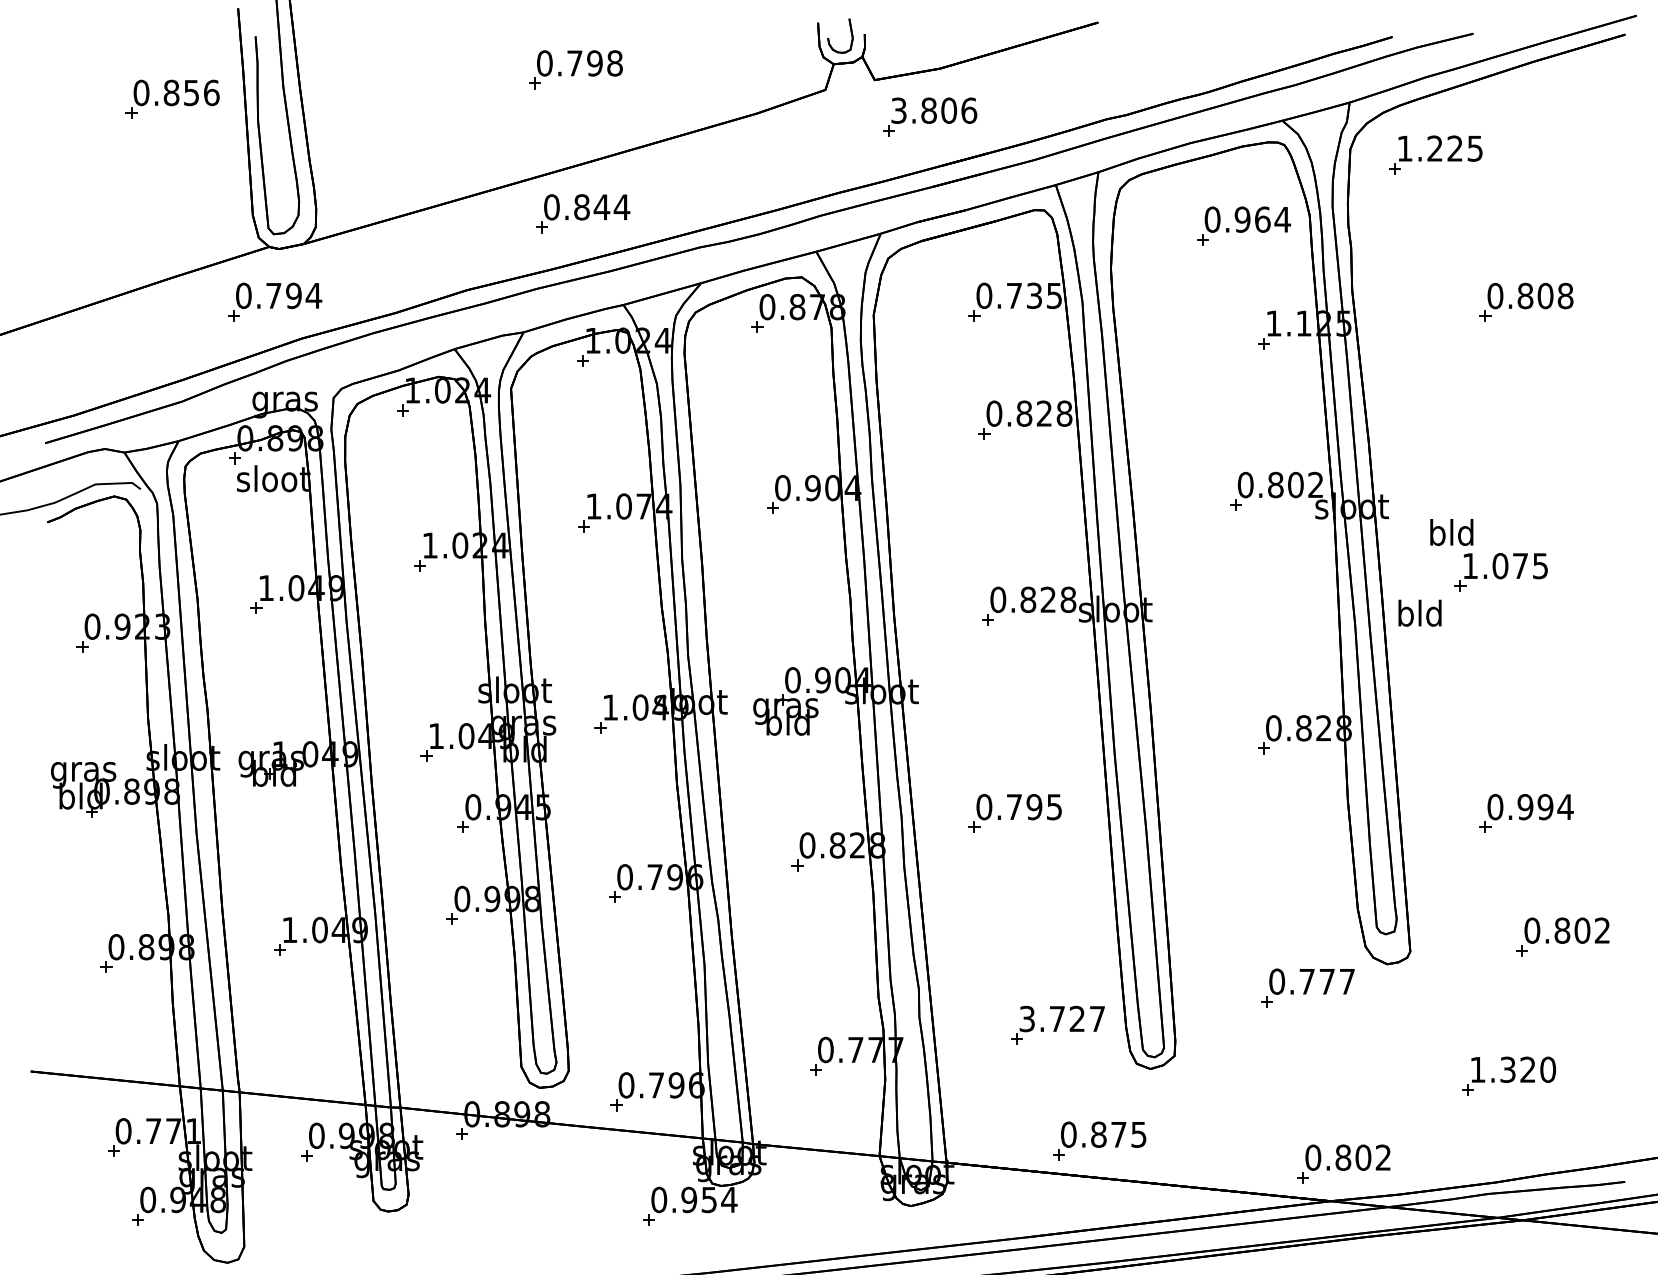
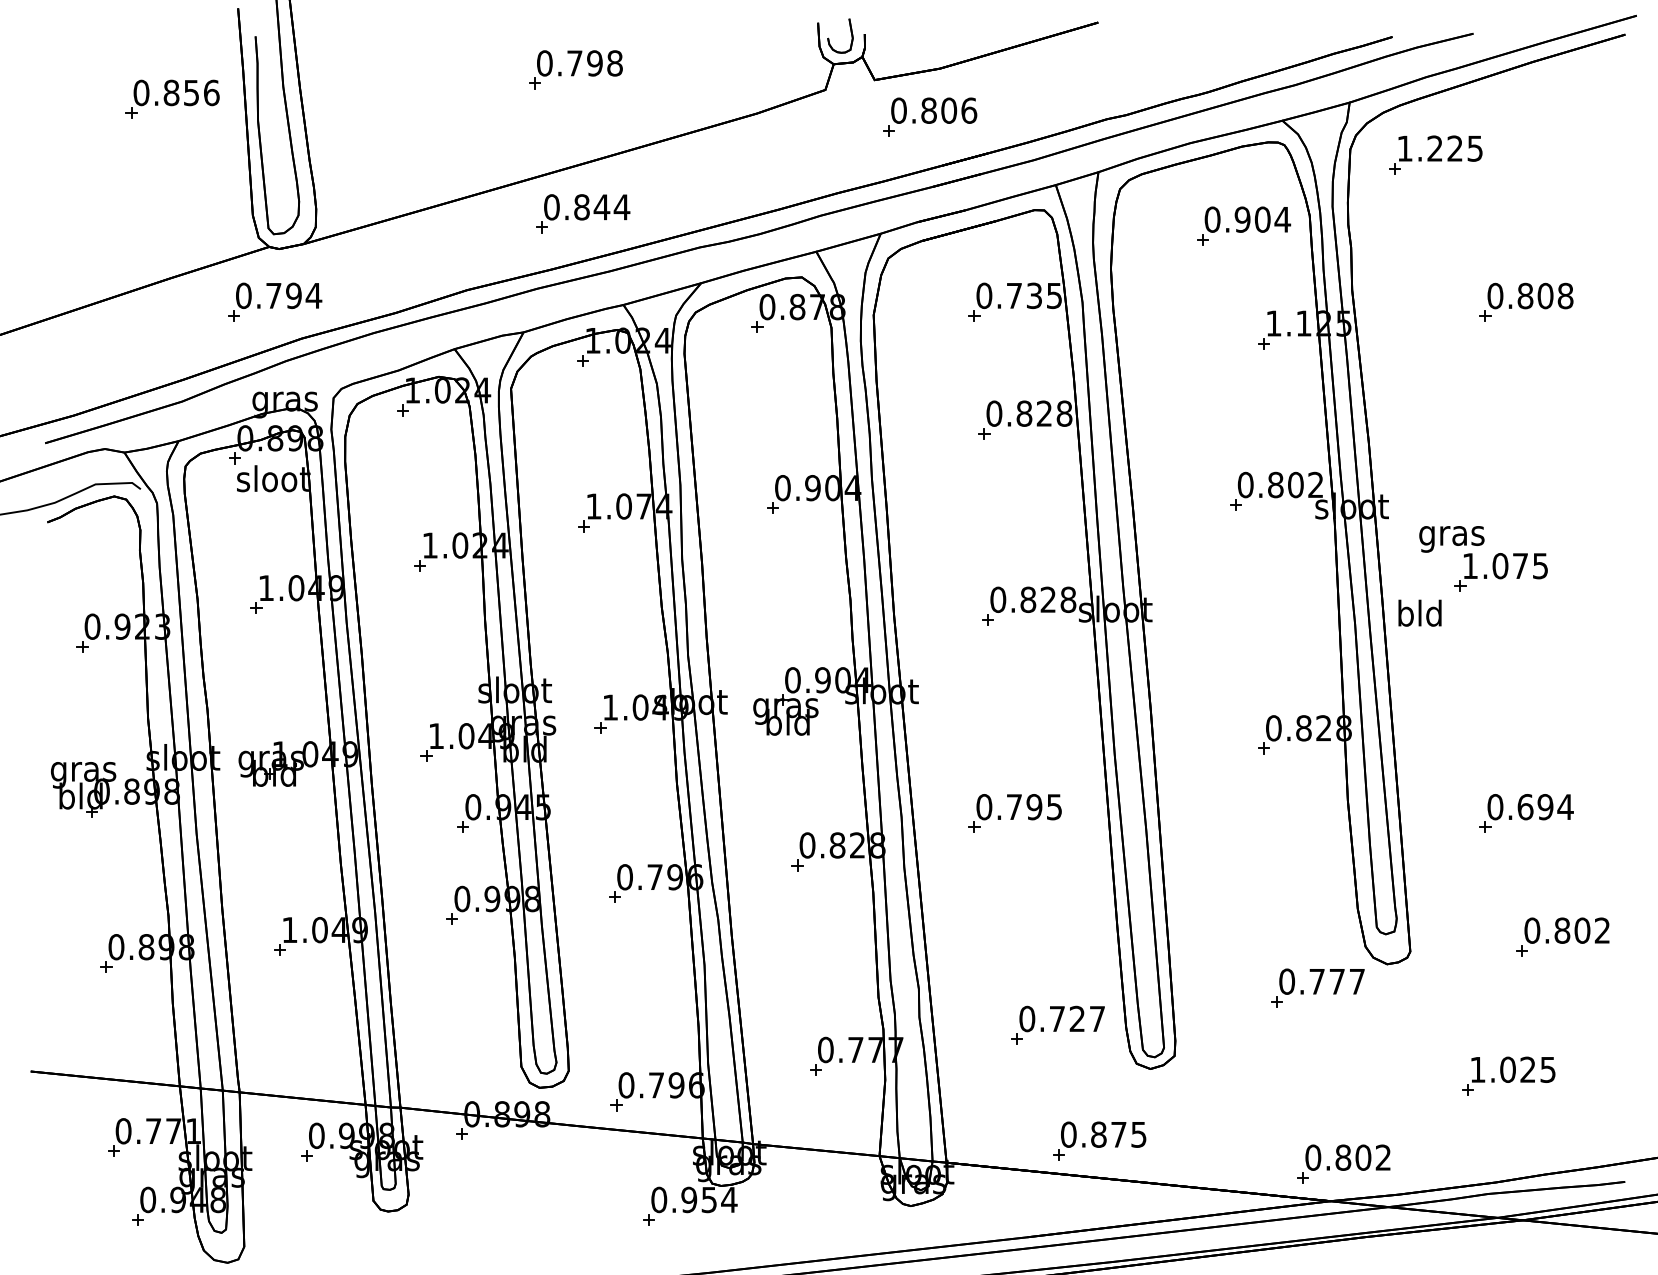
text: 3.806 -> 0.806 (898, 110)
text: 0.964 -> 0.904 (1262, 219)
text: bld -> gras (1451, 535)
text: 0.994 -> 0.694 (1525, 807)
part position: (1307, 987) -> (1317, 987) (1317, 987)
text: 3.727 -> 0.727 (1027, 1018)
text: 1.320 -> 1.025 (1528, 1069)
